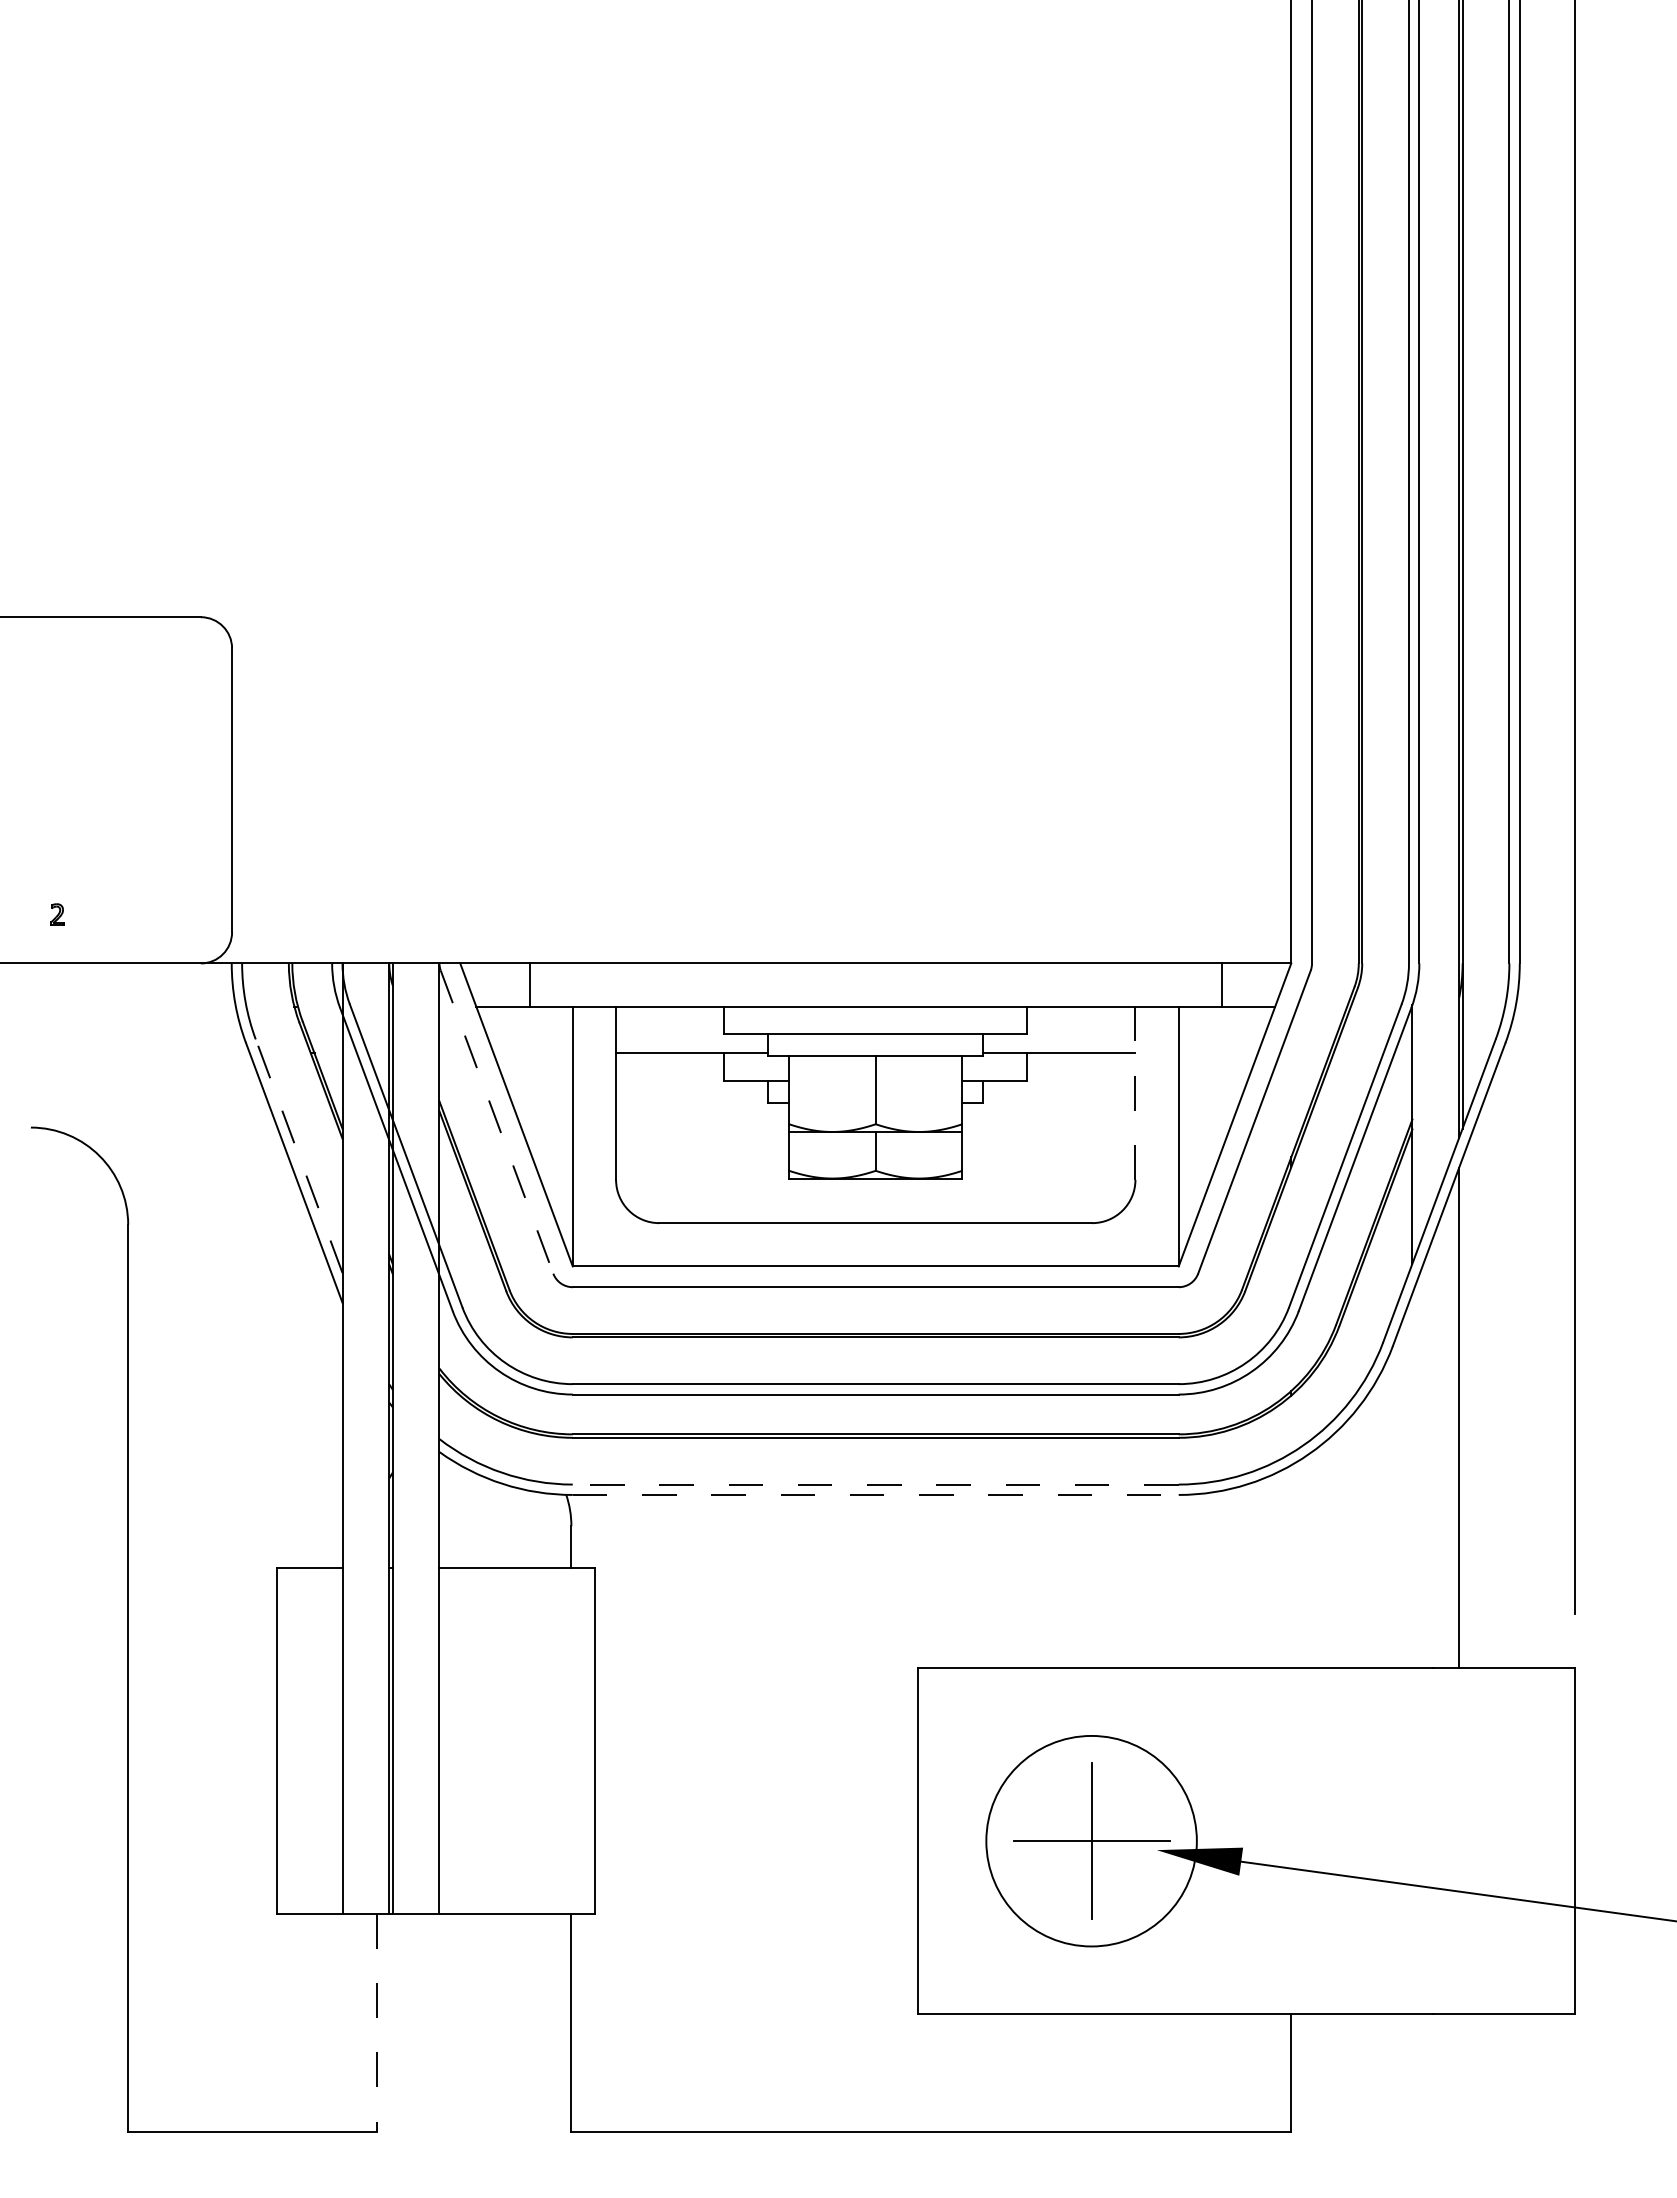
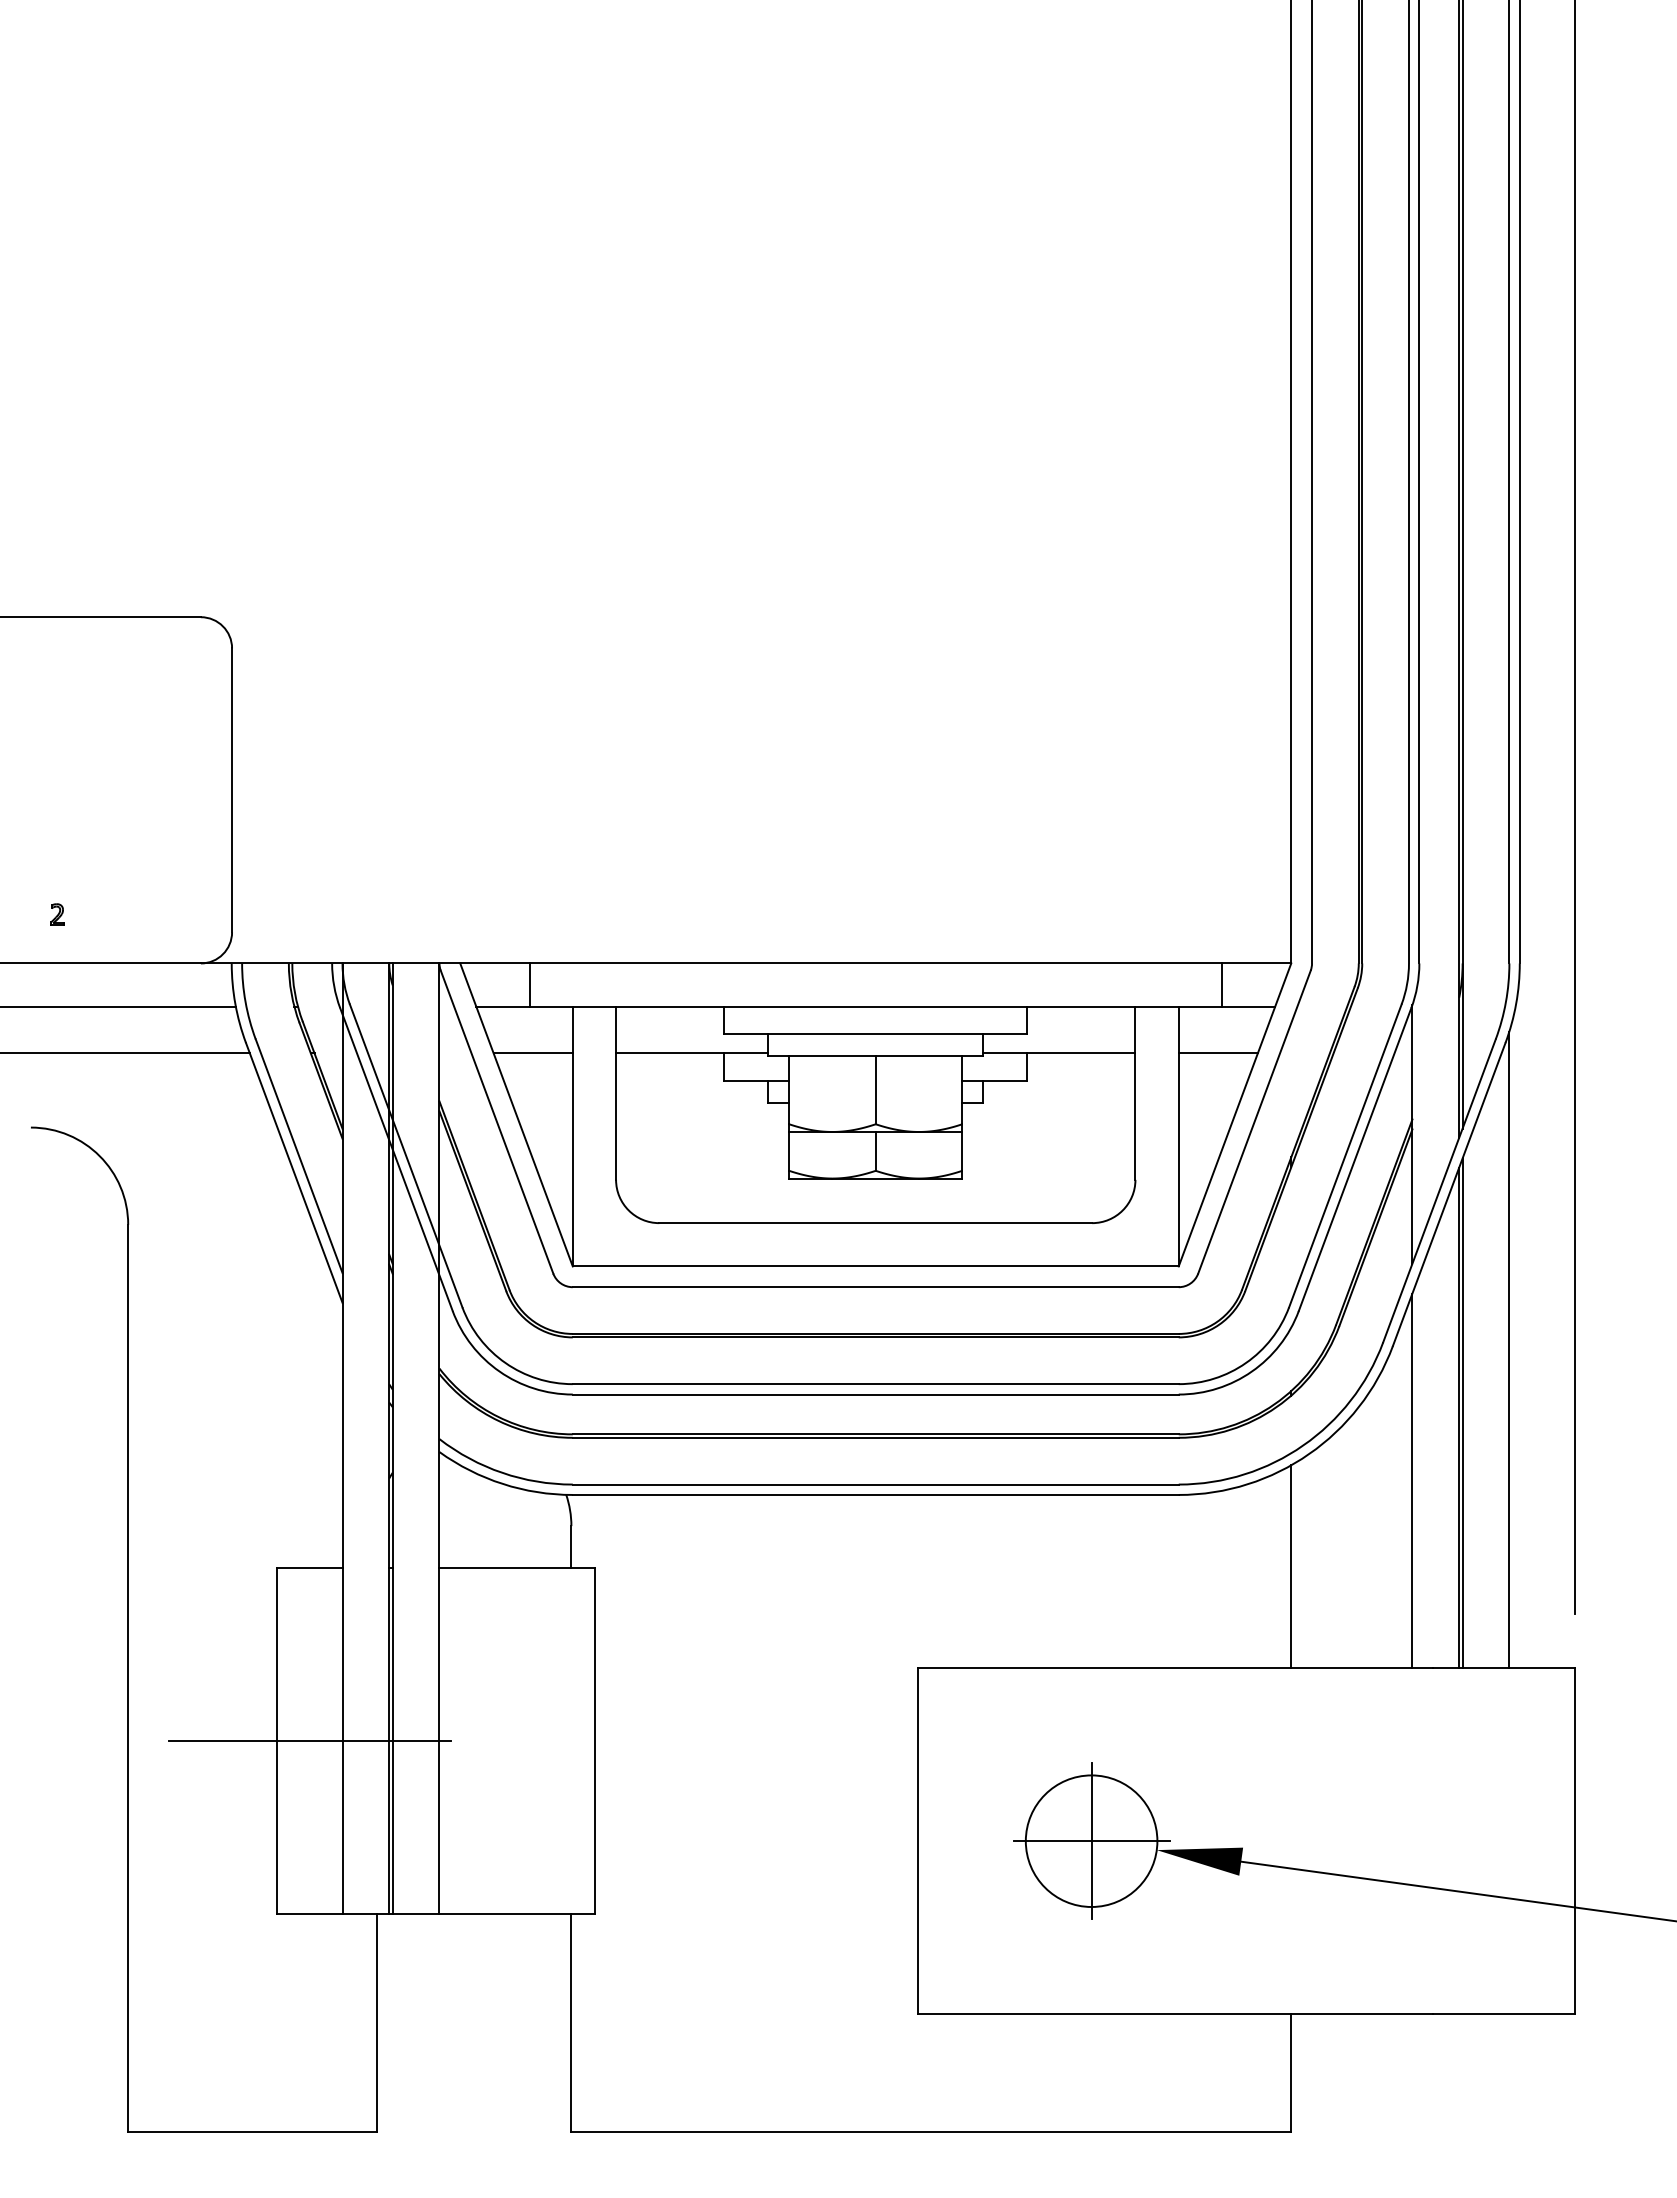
line: none -> present (118, 1006)
line: none -> present (125, 1053)
line: none -> present (532, 1053)
line: none -> present (1217, 1053)
line: dashed -> solid (1135, 1093)
line: dashed -> solid (497, 1122)
line: dashed -> solid (299, 1156)
line: none -> present (1509, 1349)
line: none -> present (1462, 1413)
line: none -> present (1412, 1480)
line: dashed -> solid (875, 1484)
line: dashed -> solid (875, 1494)
line: none -> present (1291, 1566)
line: none -> present (309, 1740)
circle diameter: 211 px -> 132 px (1091, 1840)
line: dashed -> solid (376, 2023)
